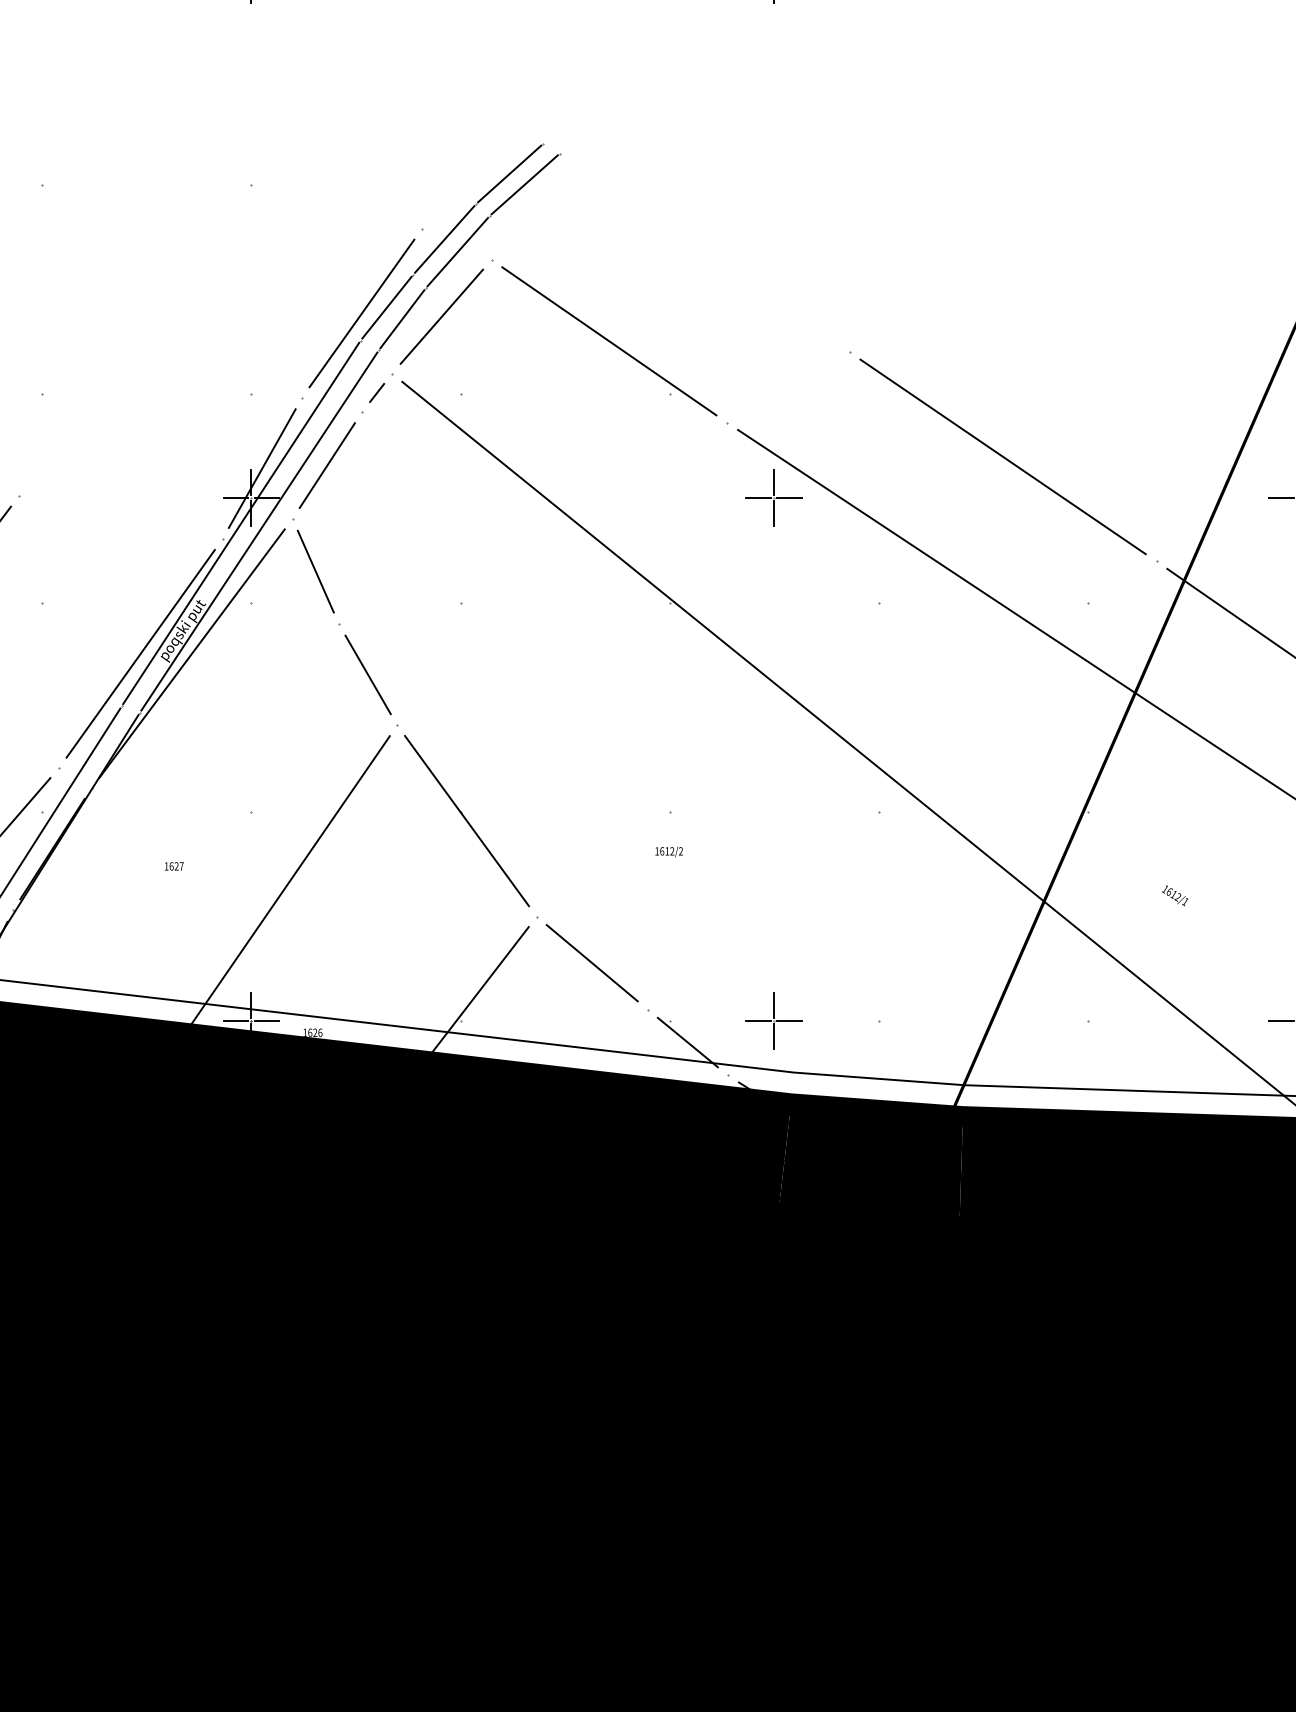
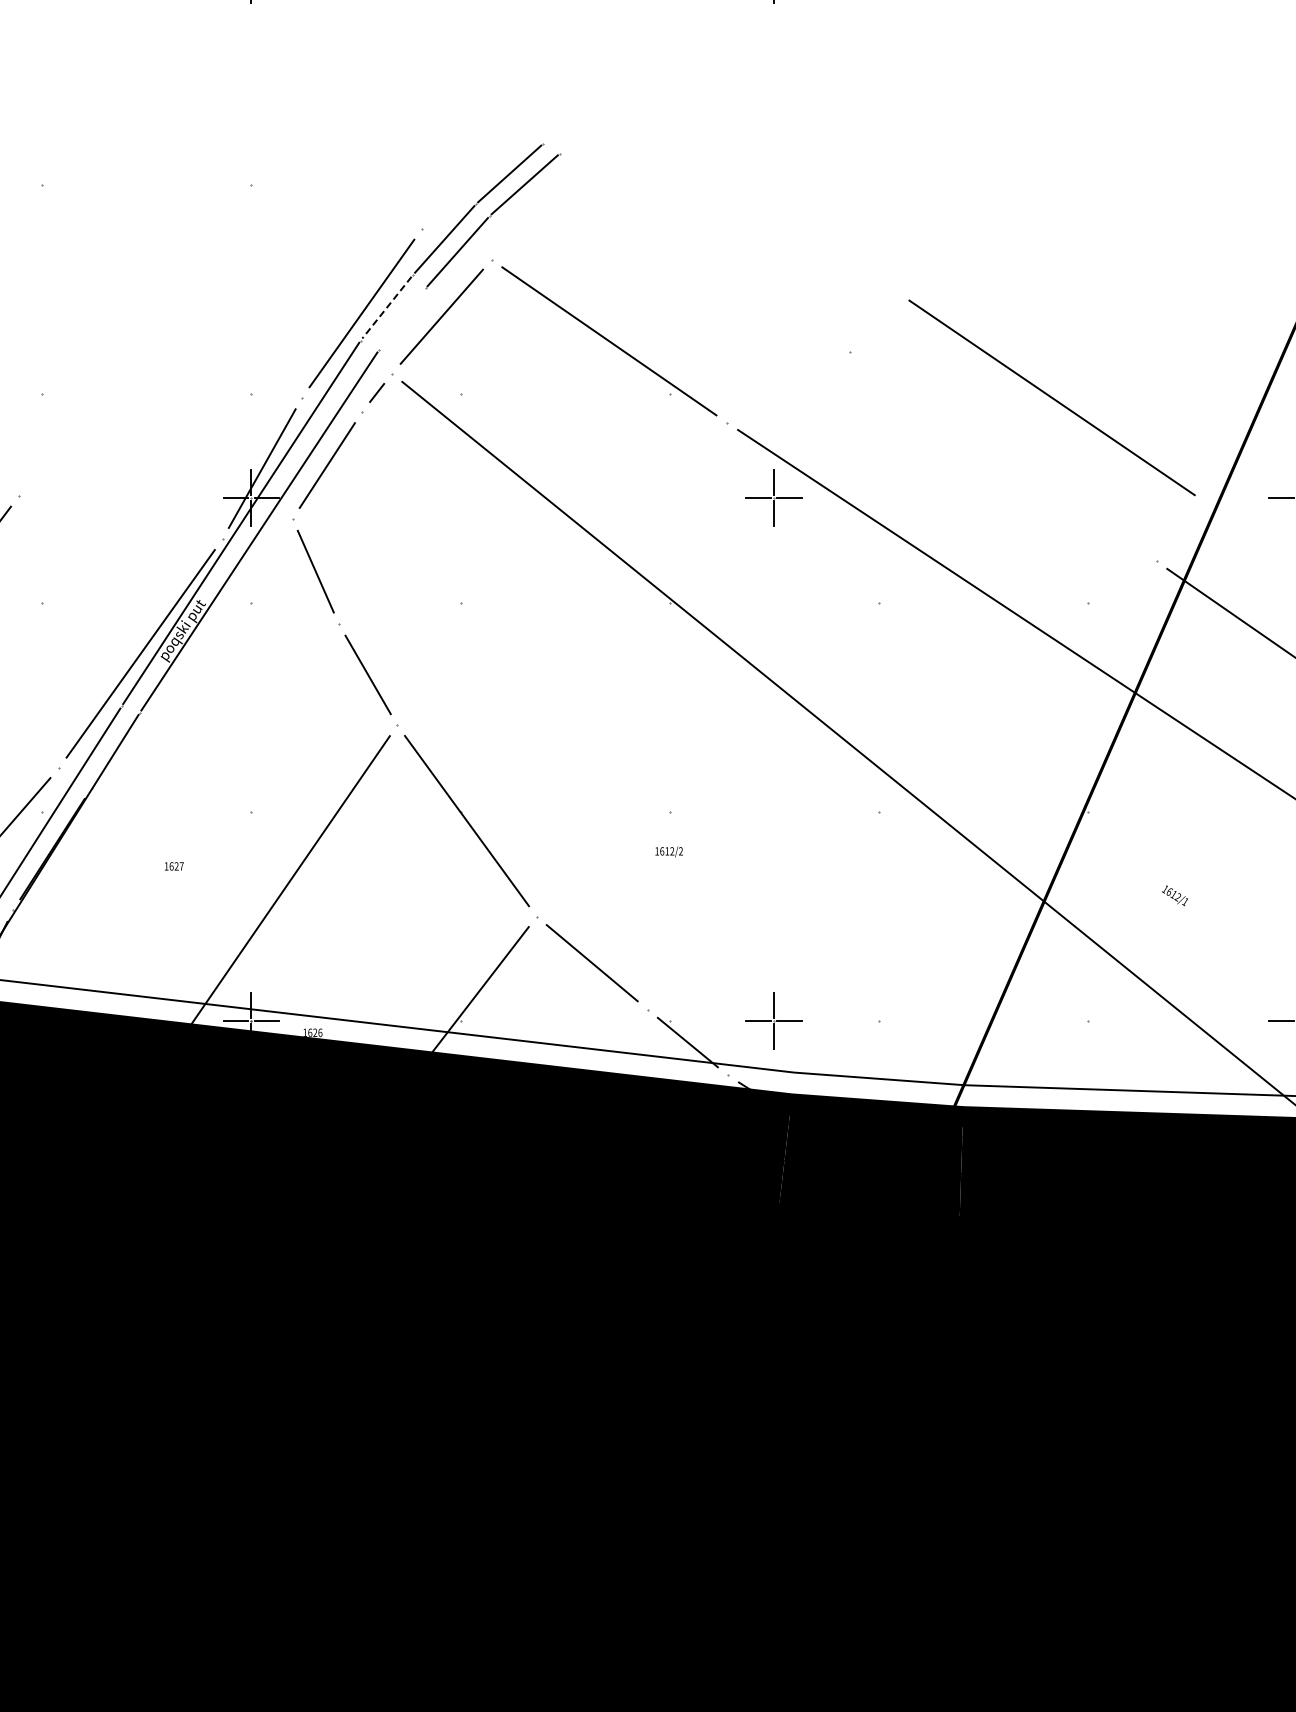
line: solid -> dashed (386, 308)
line: present -> none (402, 319)
line position: (1002, 456) -> (1051, 397) (1051, 397)
line: present -> none (191, 653)
